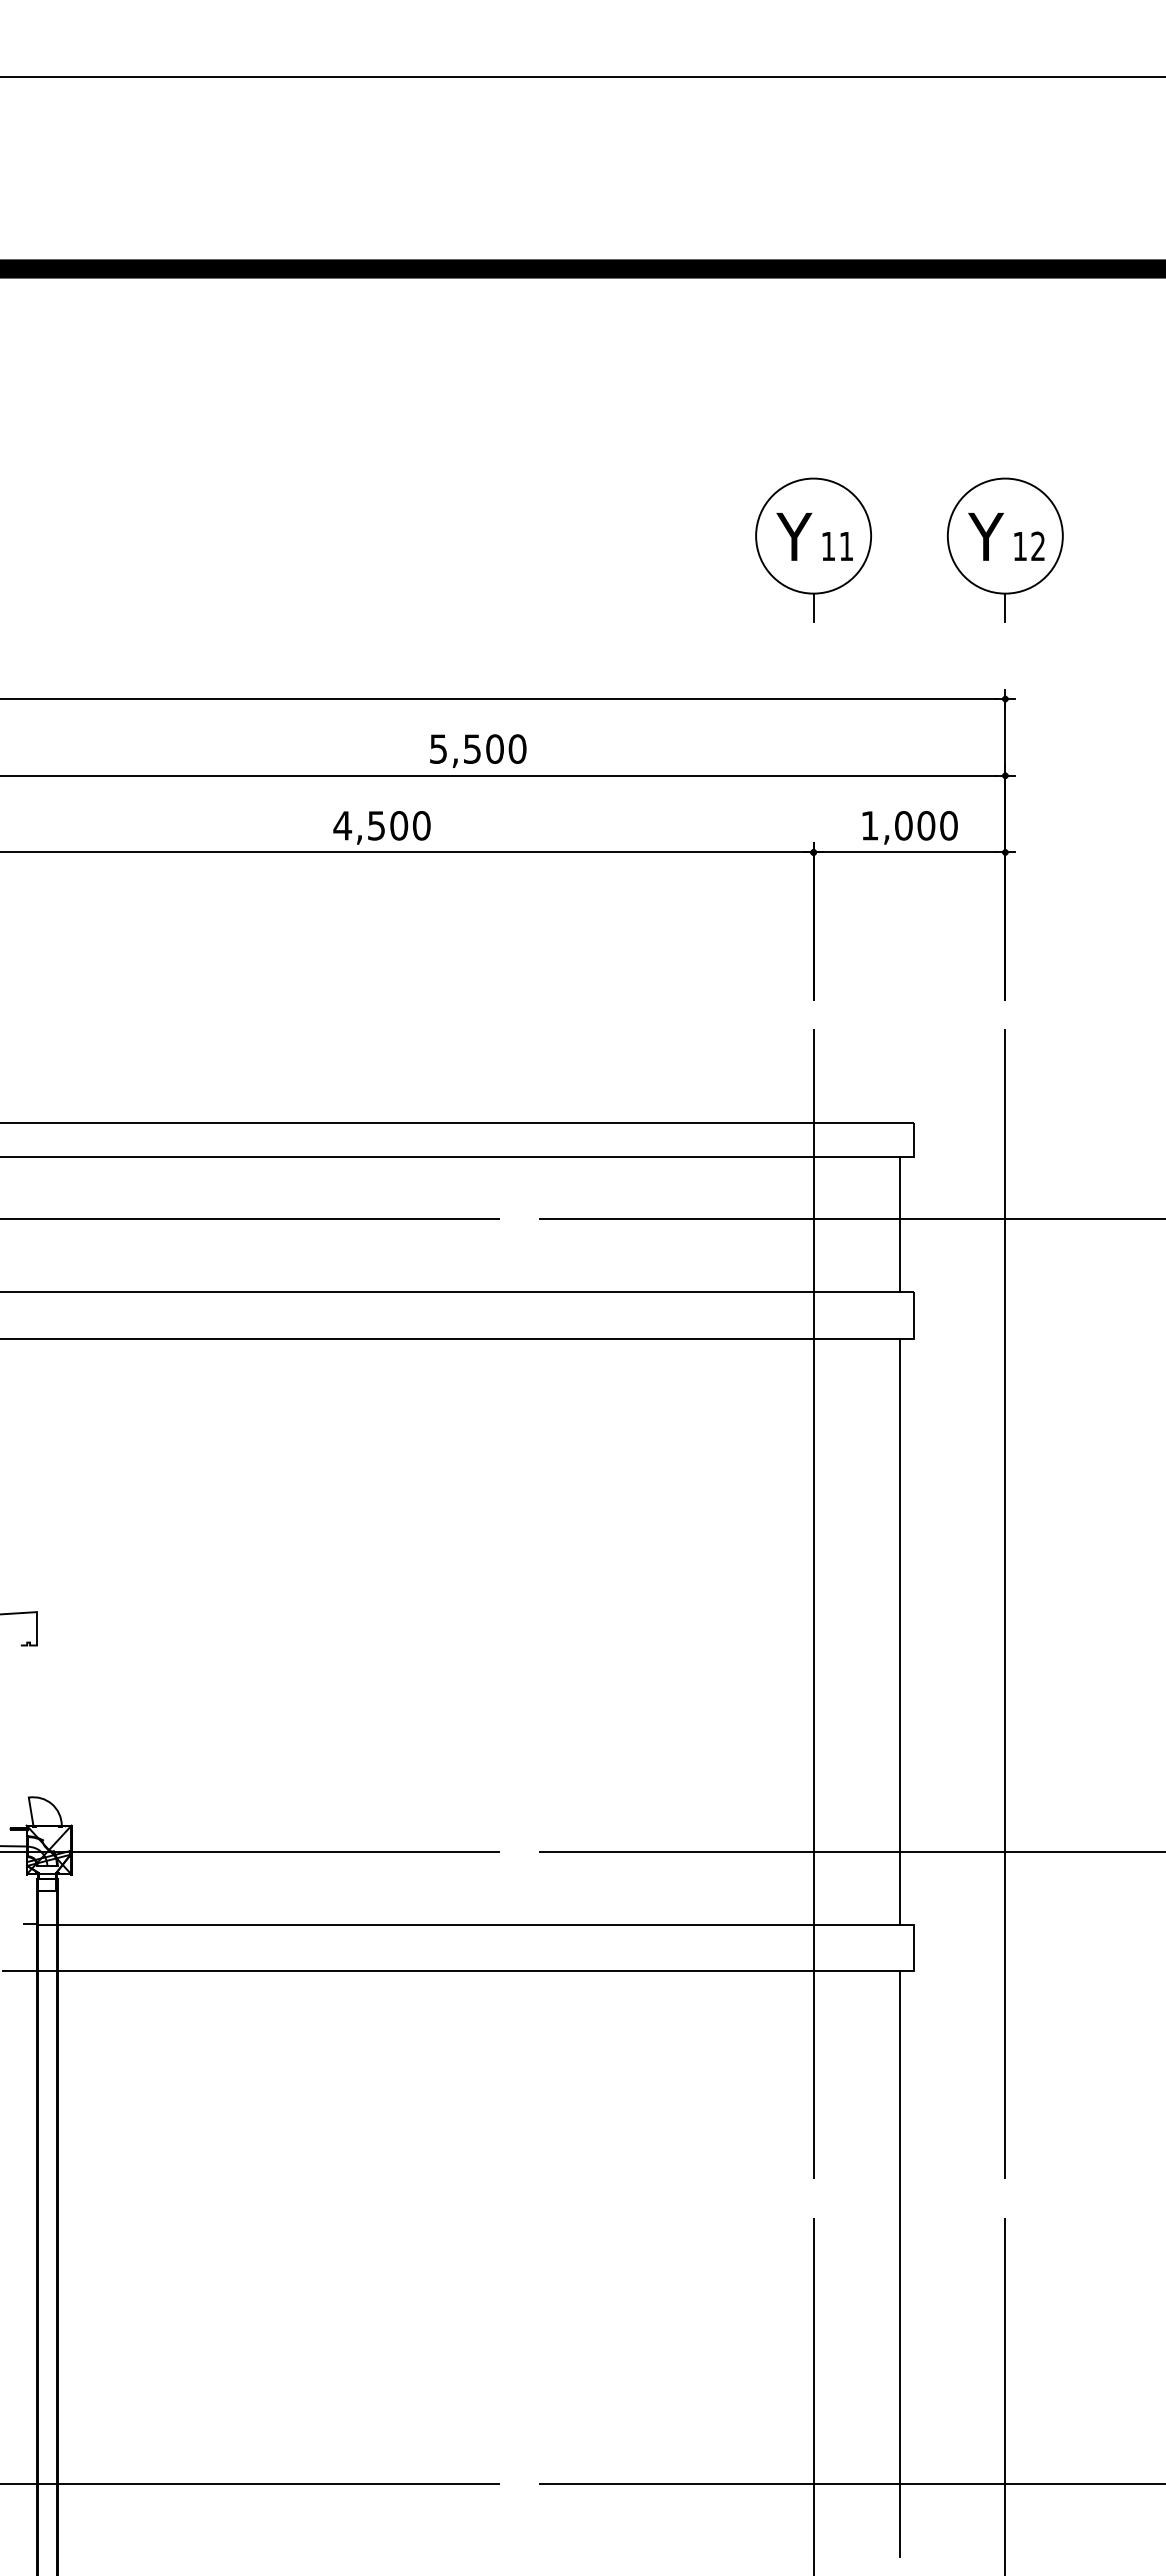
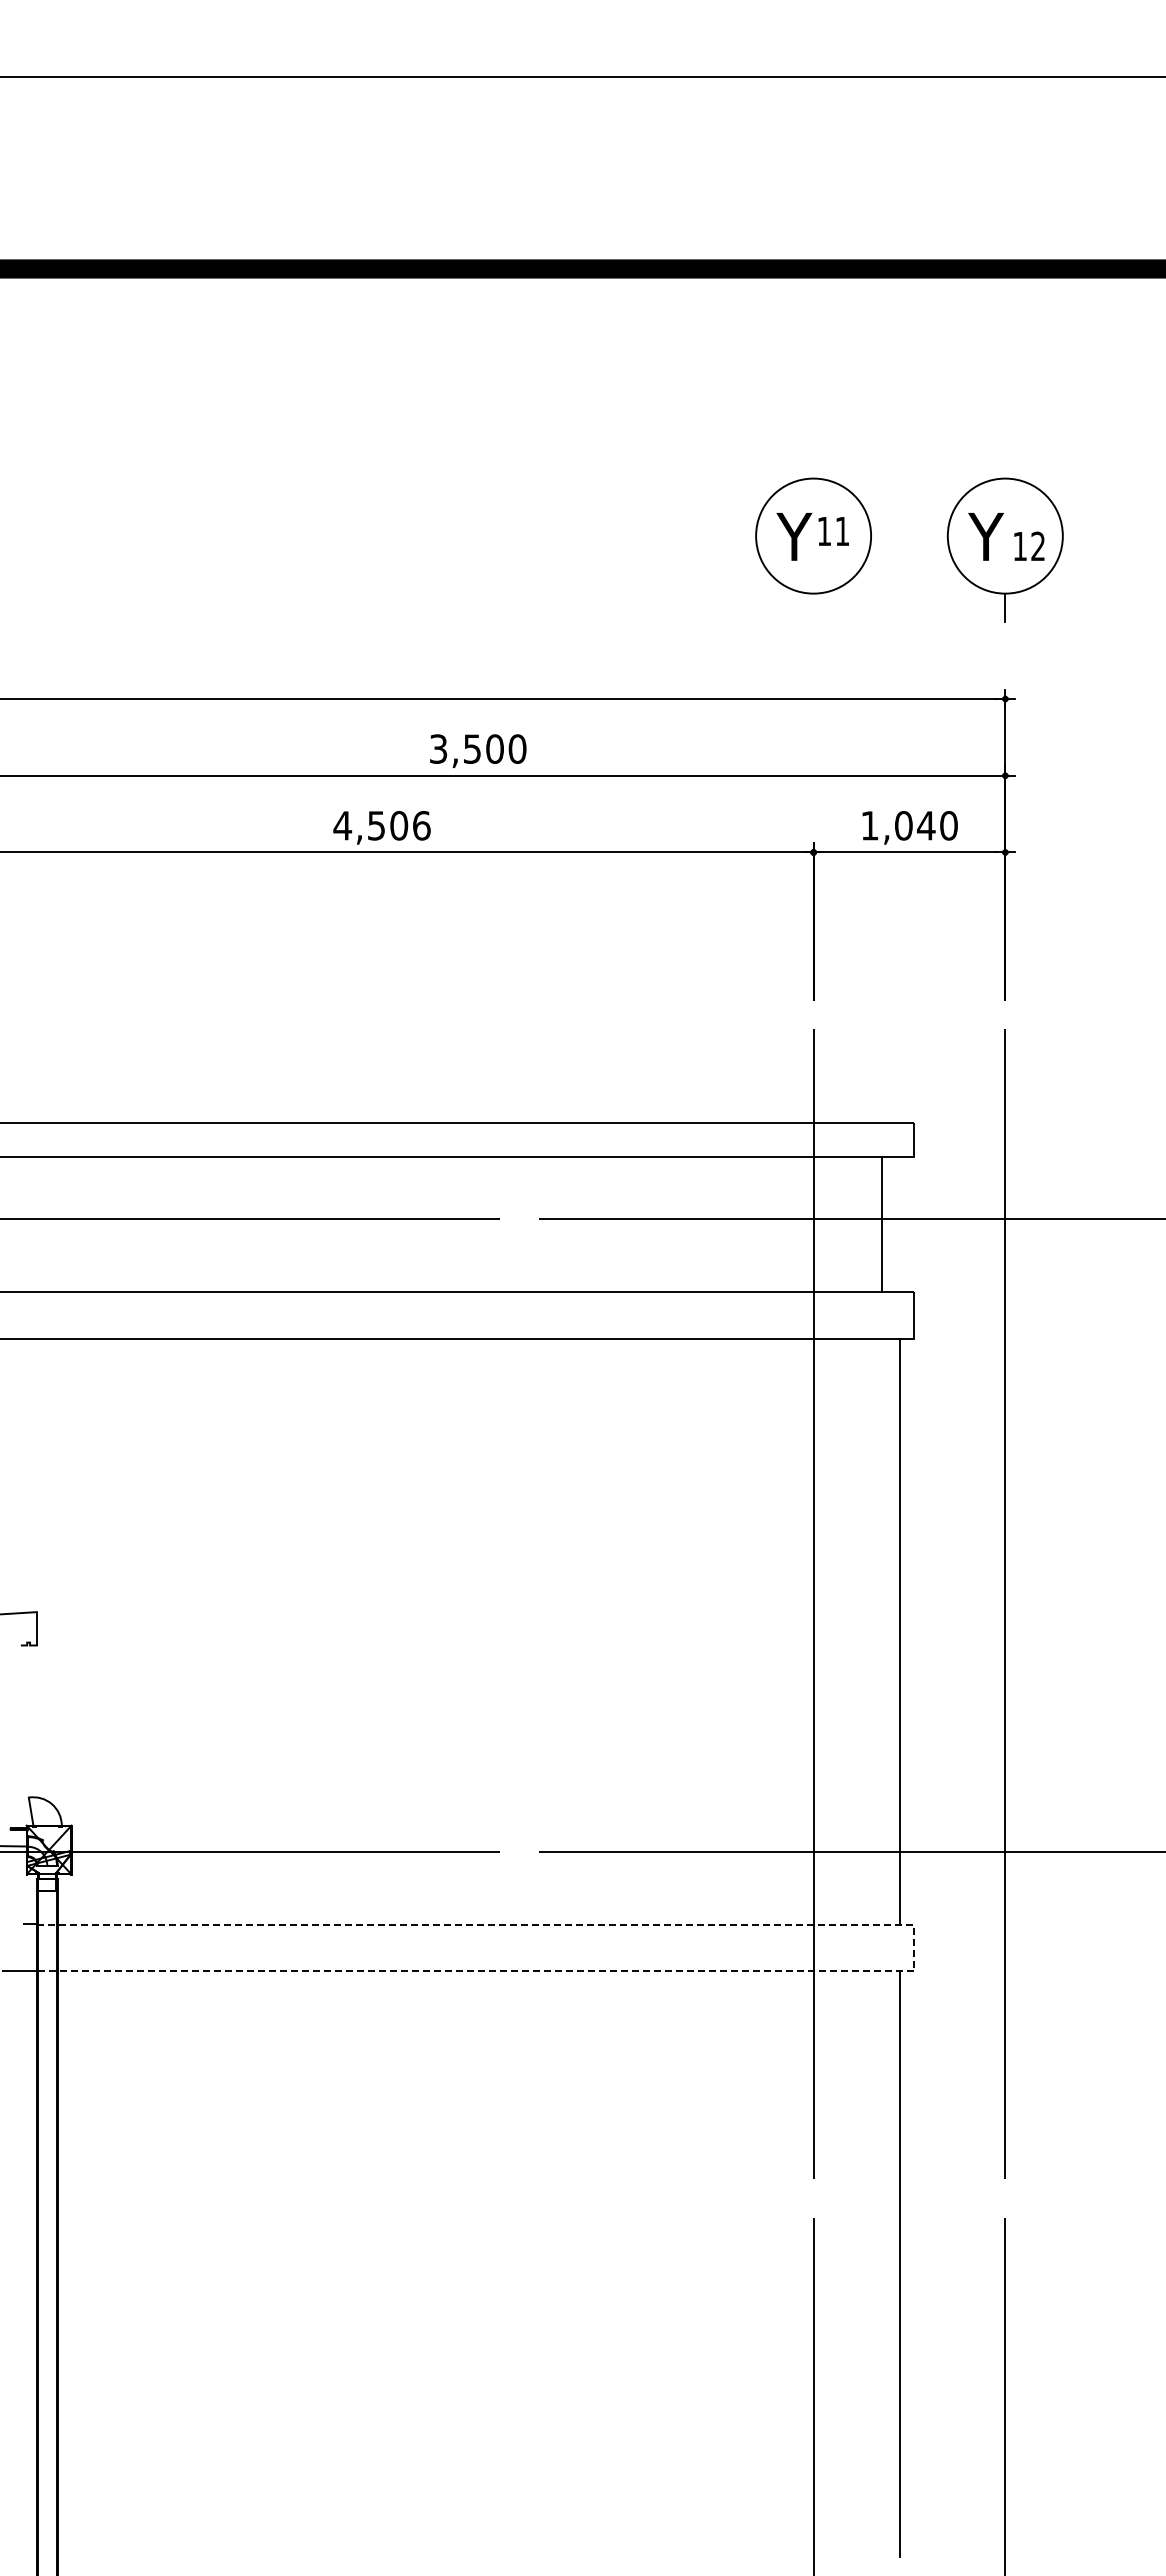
text position: (837, 546) -> (833, 531) (833, 531)
line: present -> none (813, 607)
text: 5,500 -> 3,500 (438, 748)
text: 4,500 -> 4,506 (421, 825)
text: 1,000 -> 1,040 (926, 825)
line position: (899, 1223) -> (881, 1223) (881, 1223)
line: solid -> dashed (914, 1948)
line: present -> none (582, 2484)
